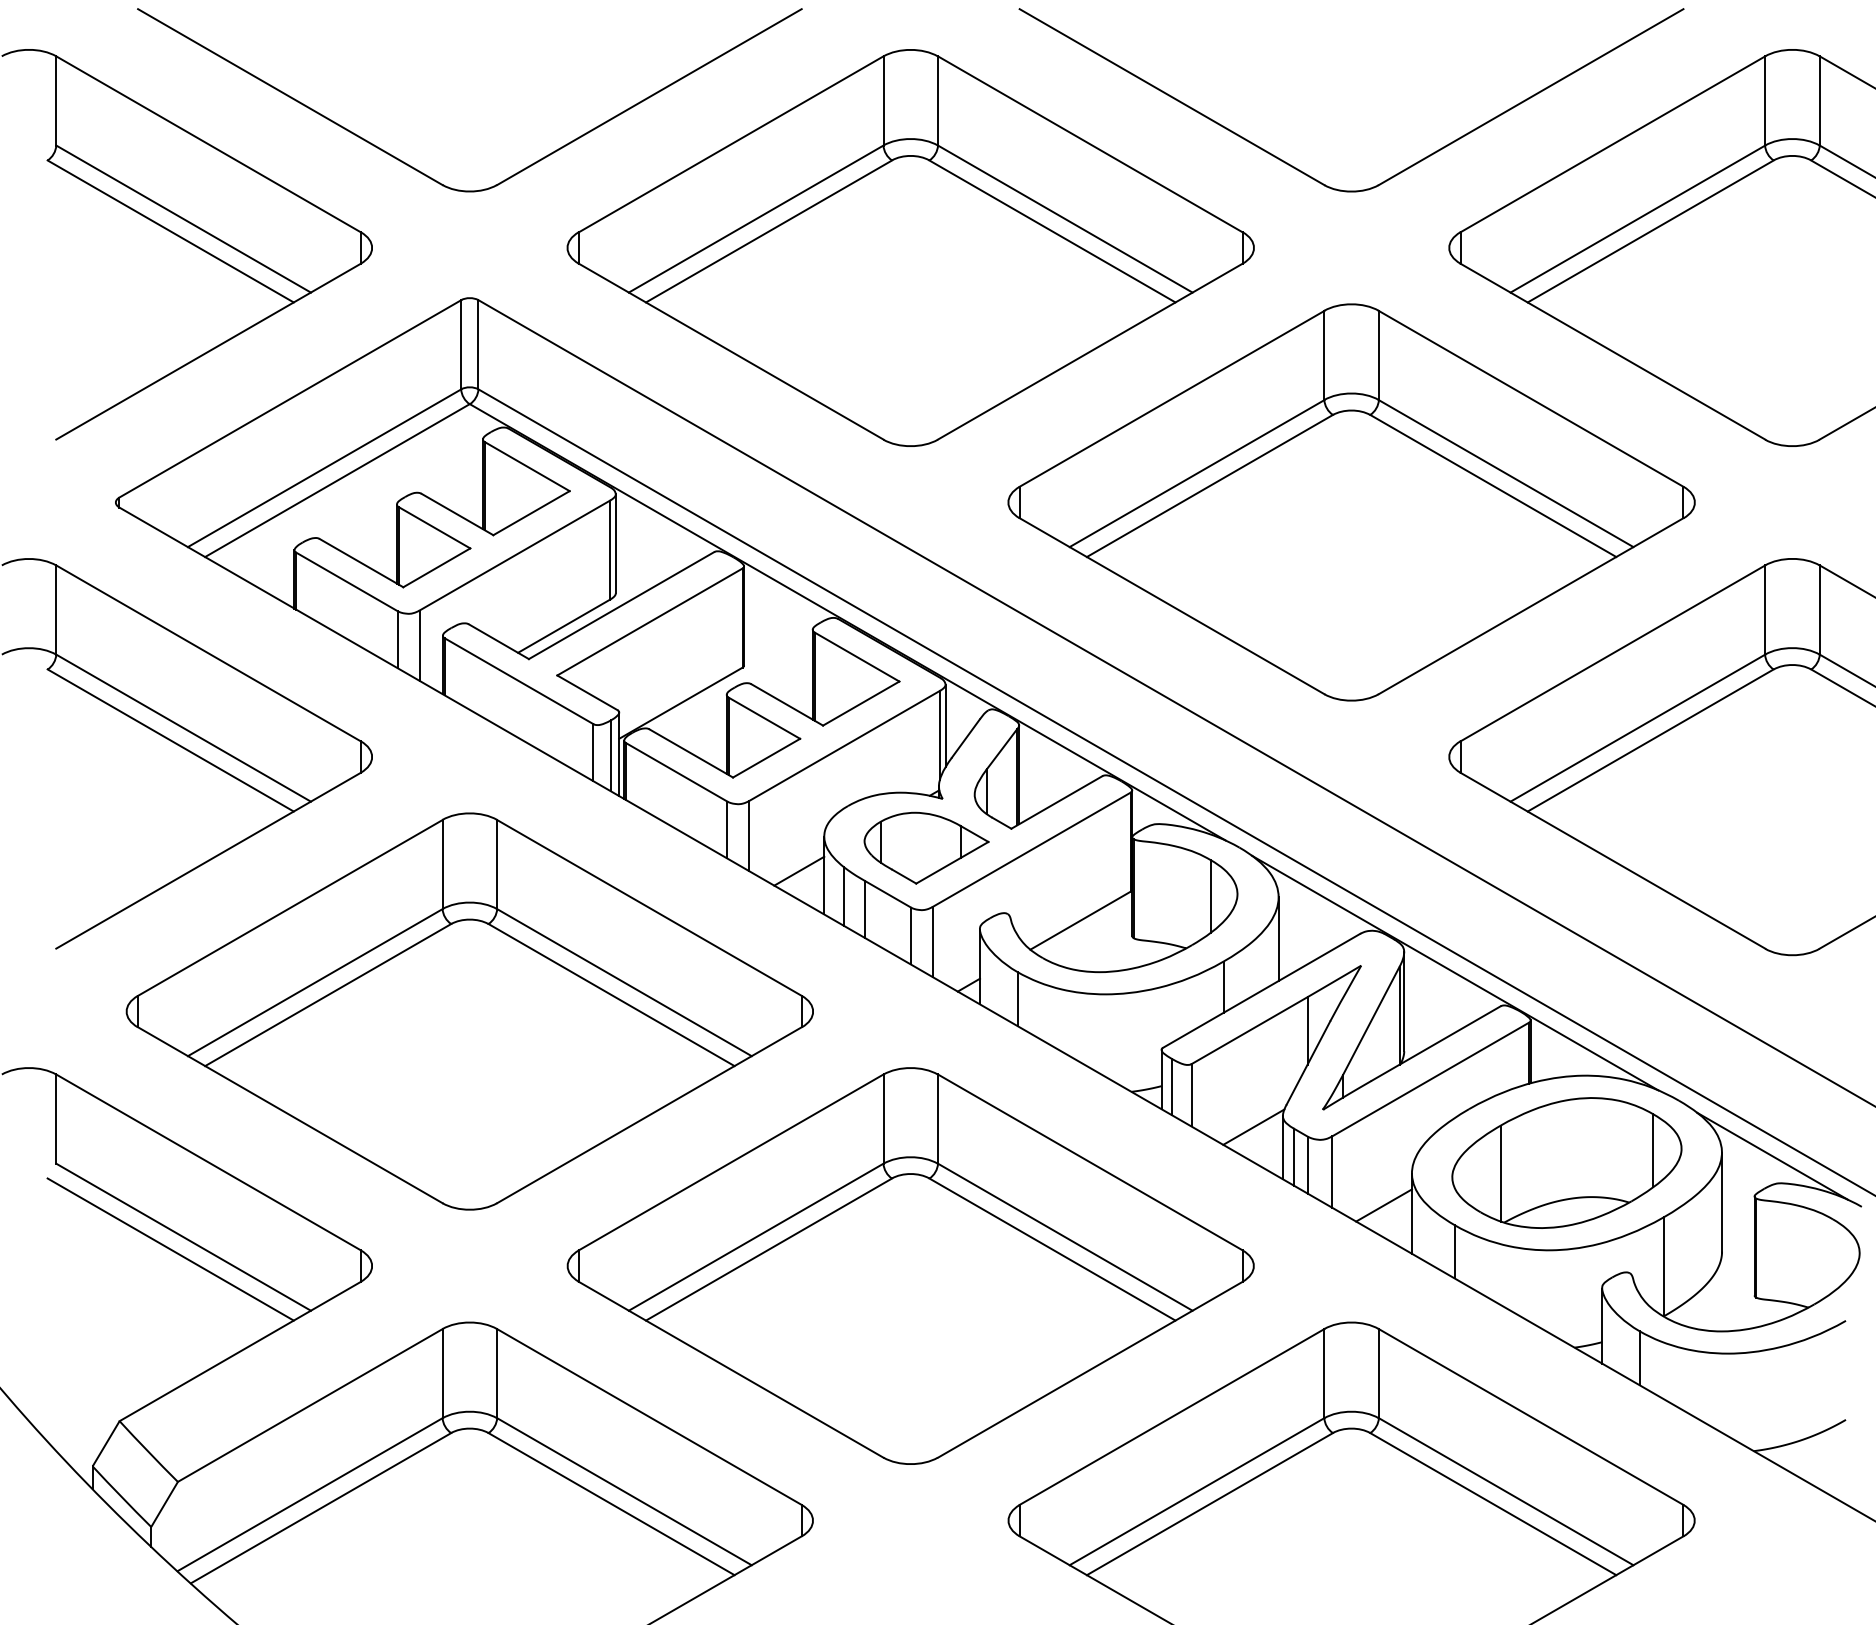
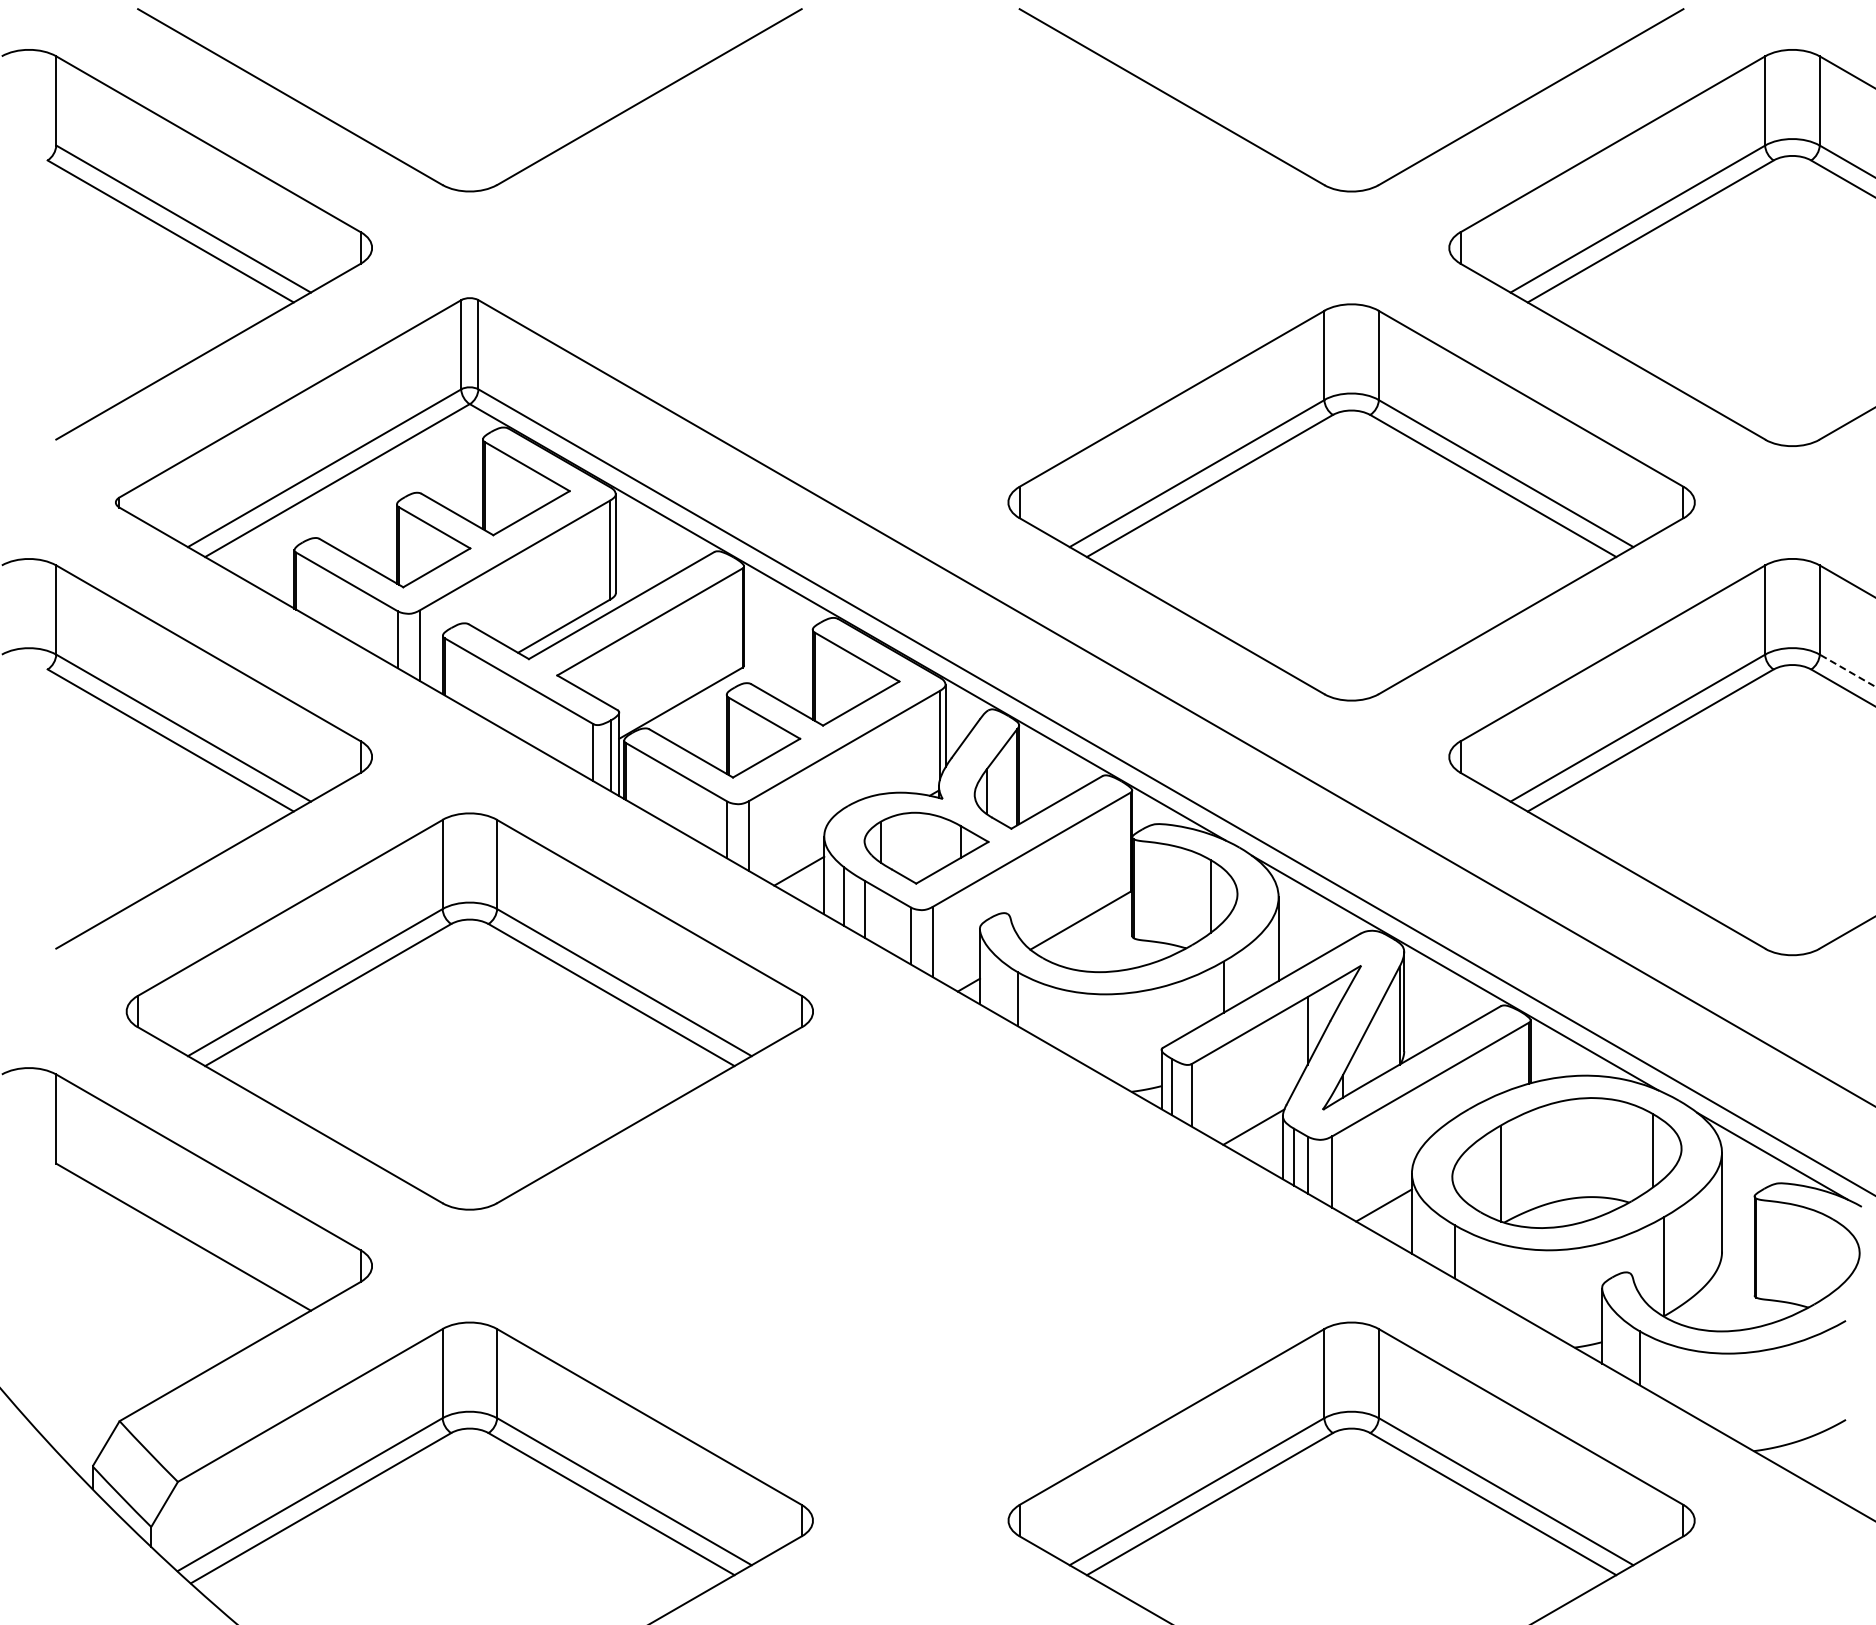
part: present -> none (910, 247)
line: solid -> dashed (1847, 670)
line: present -> none (170, 1249)
part: present -> none (910, 1265)
